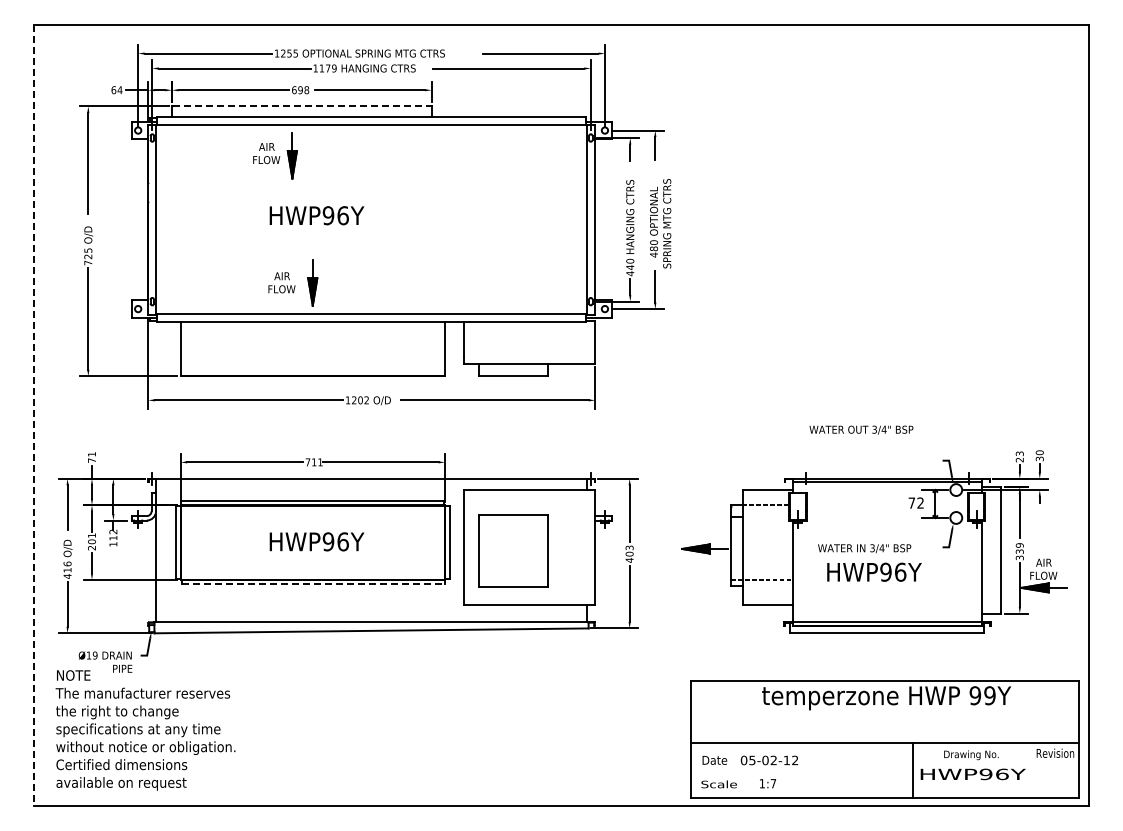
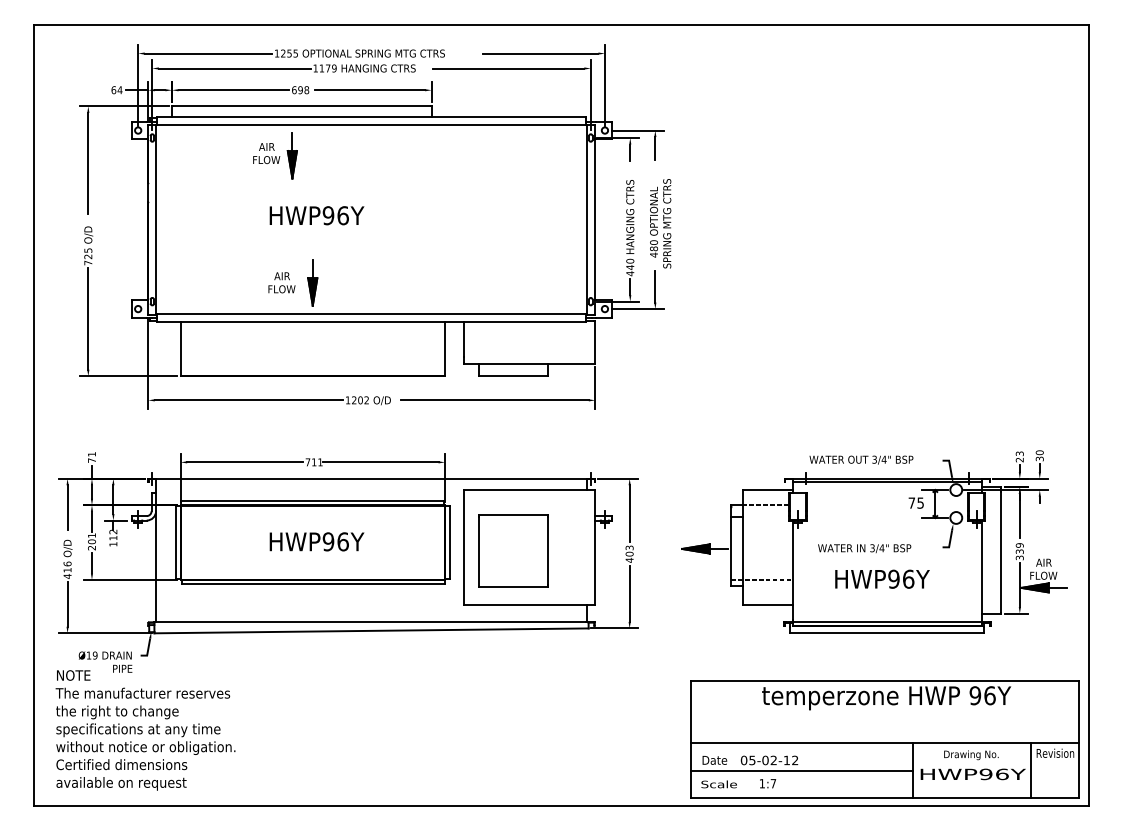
line: dashed -> solid (302, 106)
line: dashed -> solid (33, 415)
text position: (861, 429) -> (861, 459) (861, 459)
text: 72 -> 75 (920, 502)
text position: (874, 571) -> (882, 578) (882, 578)
line: dashed -> solid (313, 584)
text: 99Y -> 96Y (989, 695)
line: none -> present (1031, 770)
line: none -> present (802, 771)
